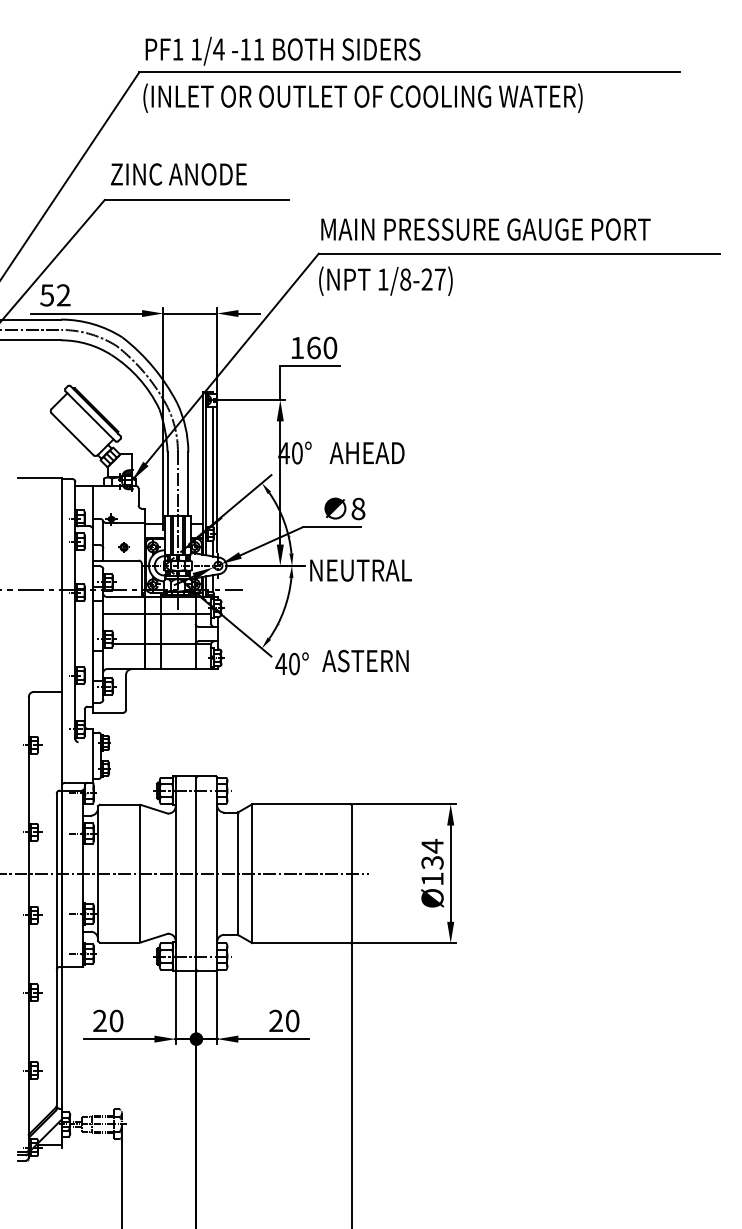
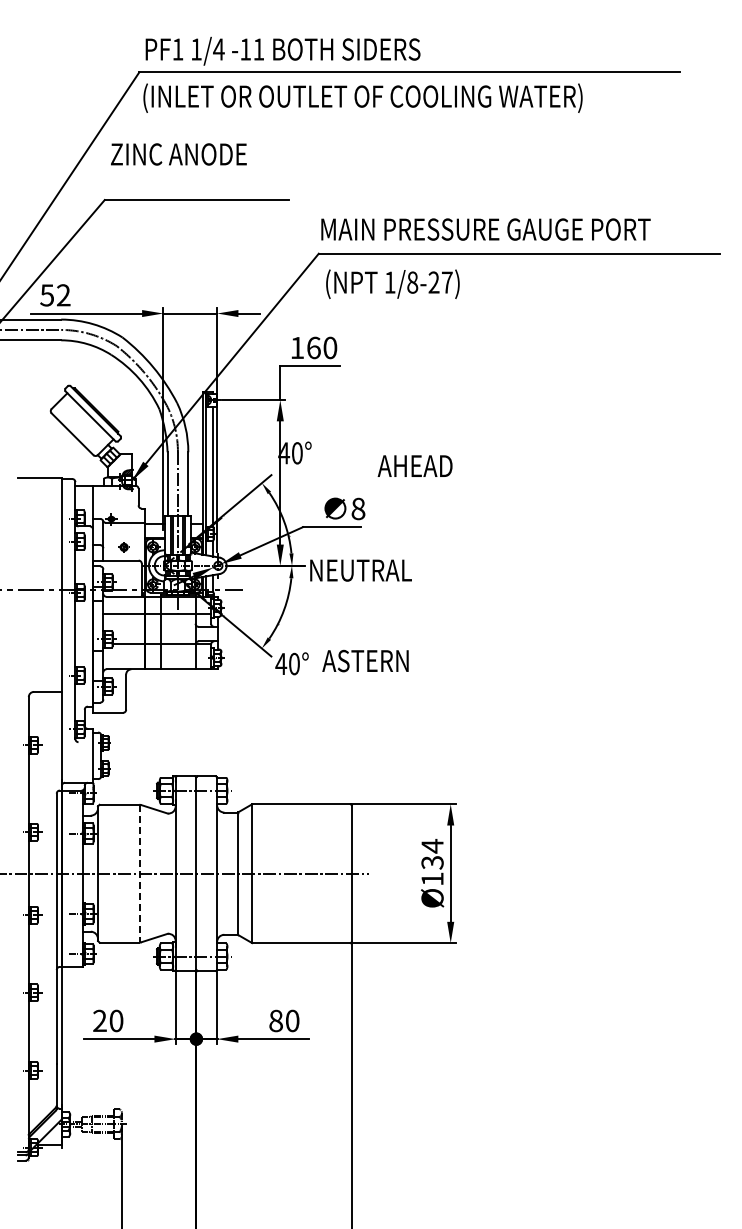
text position: (178, 174) -> (178, 154) (178, 154)
text position: (385, 280) -> (392, 283) (392, 283)
text position: (366, 452) -> (414, 465) (414, 465)
line: solid -> dashed (140, 873)
text: 20 -> 80 (275, 1020)
